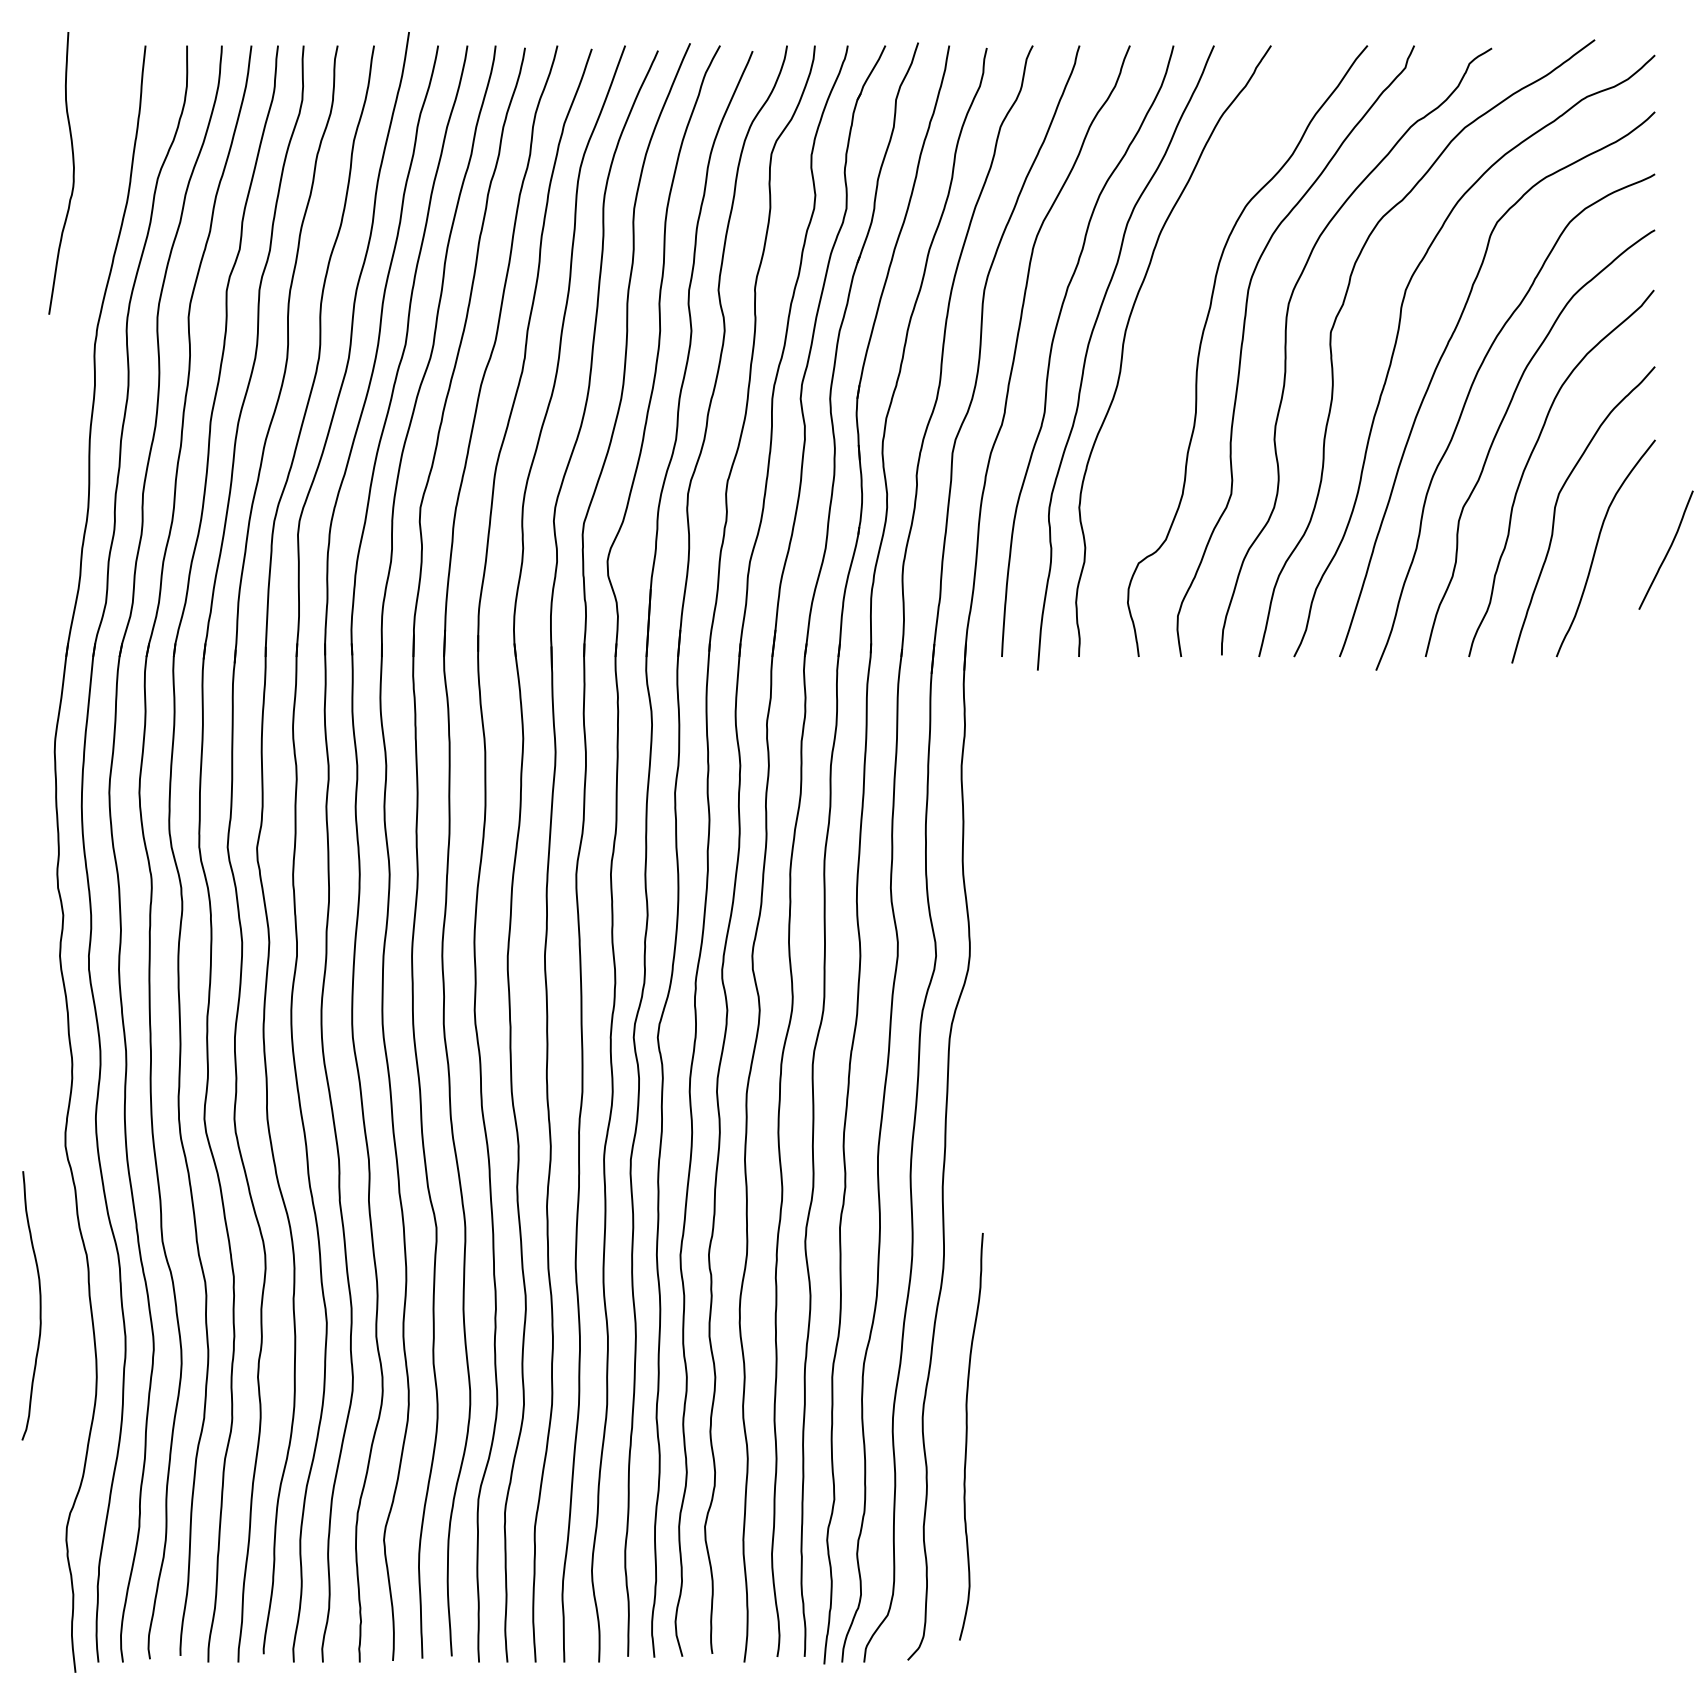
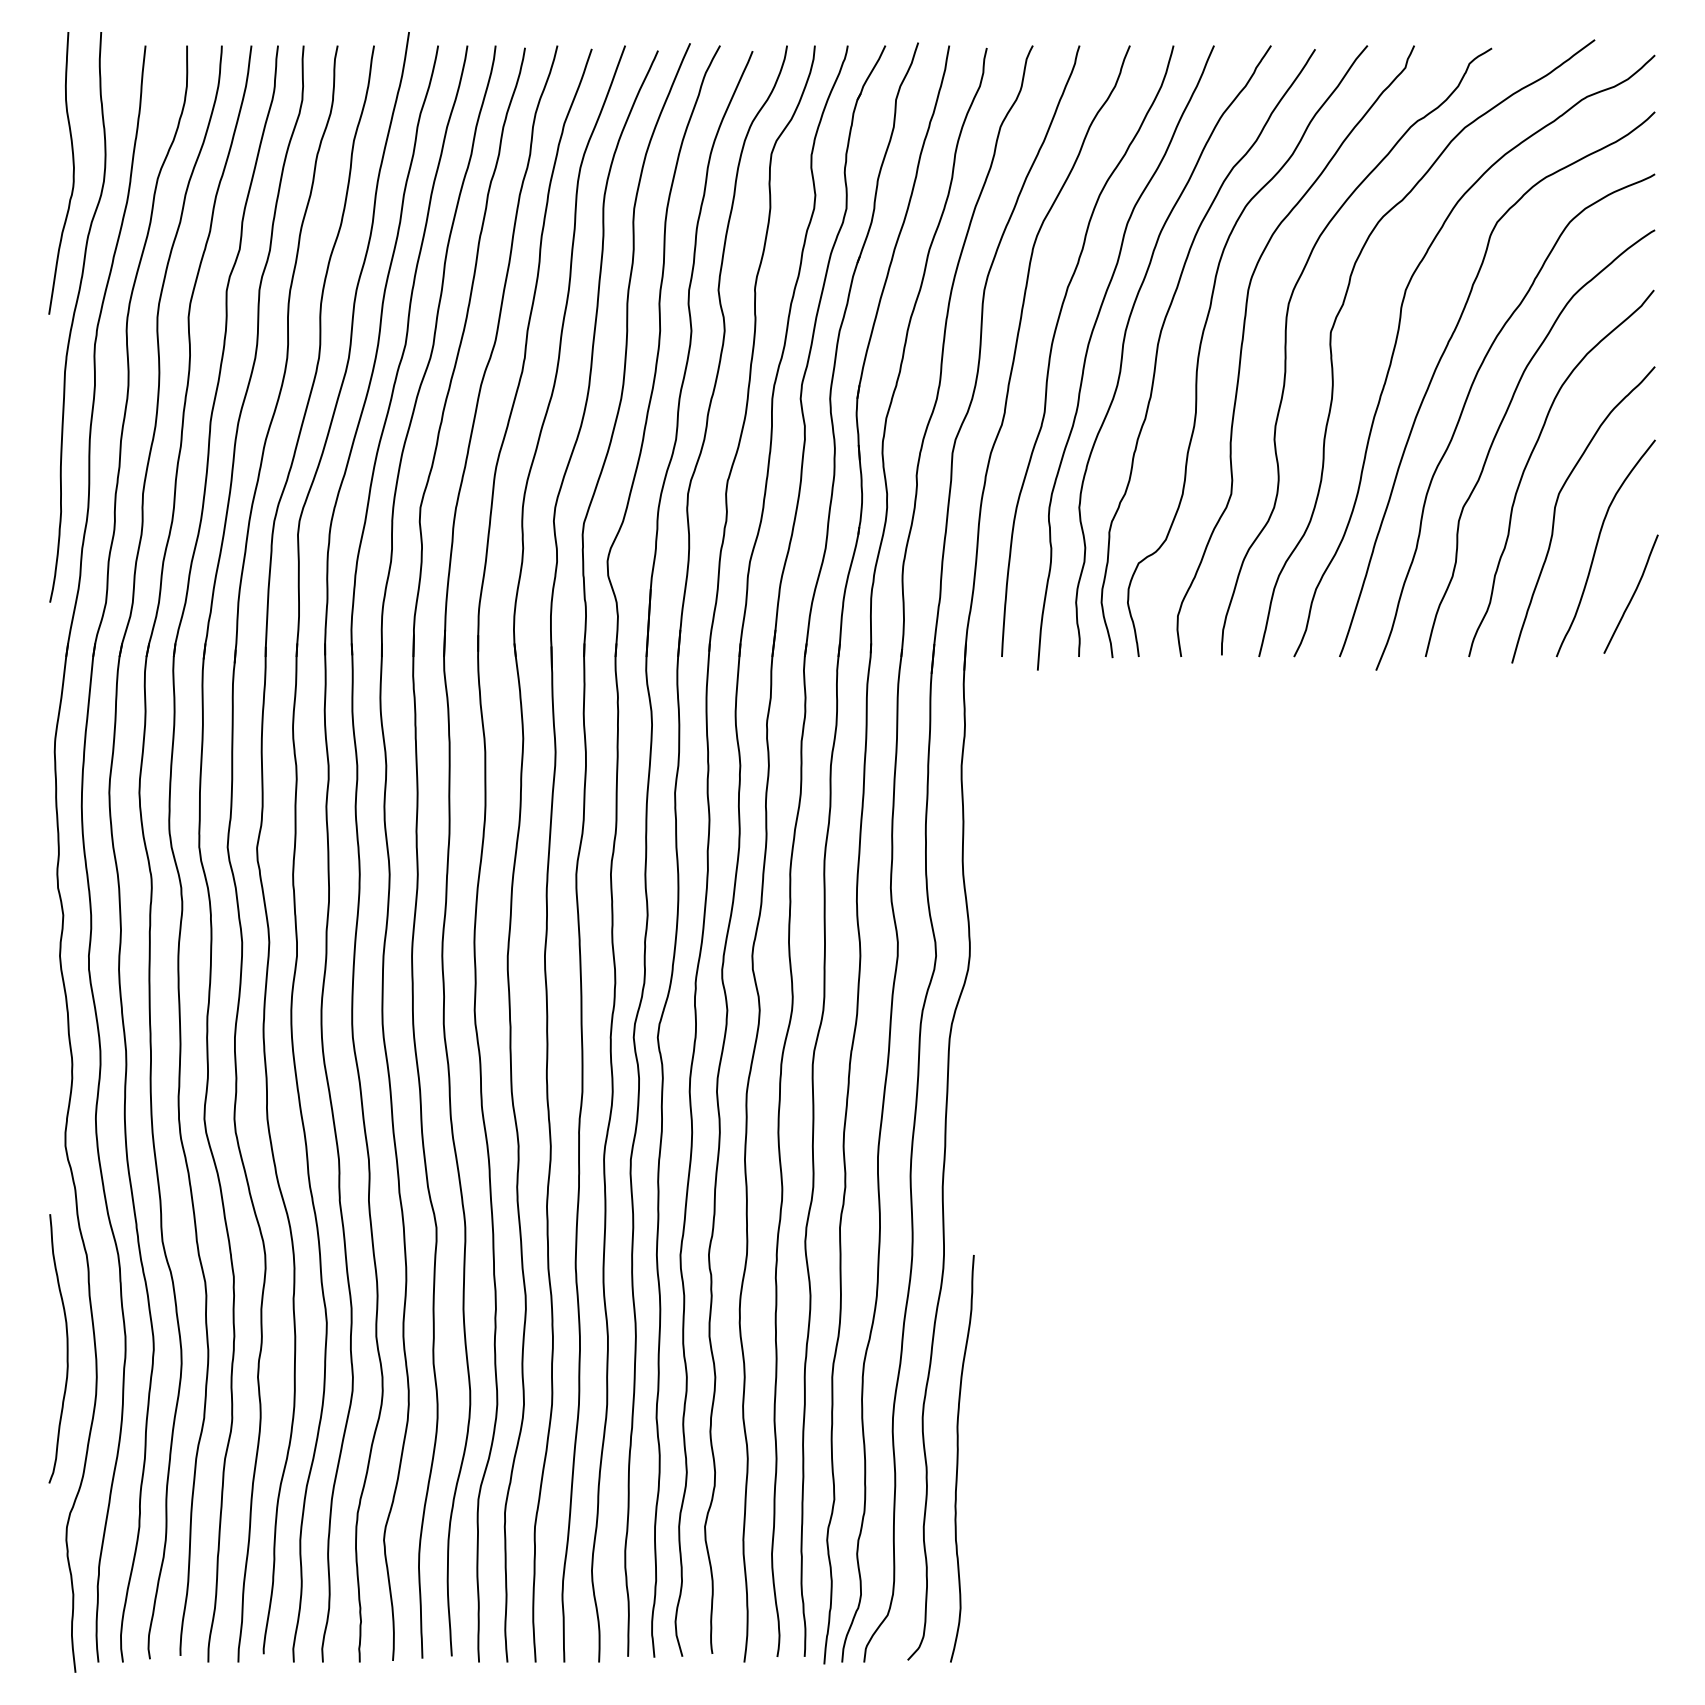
curve: none -> present (74, 317)
curve: none -> present (1159, 343)
curve position: (1667, 550) -> (1632, 594) (1632, 594)
curve position: (39, 1305) -> (66, 1348) (66, 1348)
curve position: (967, 1436) -> (958, 1458) (958, 1458)
